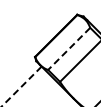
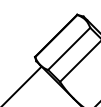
line: dashed -> solid (69, 48)
line: dashed -> solid (21, 87)
